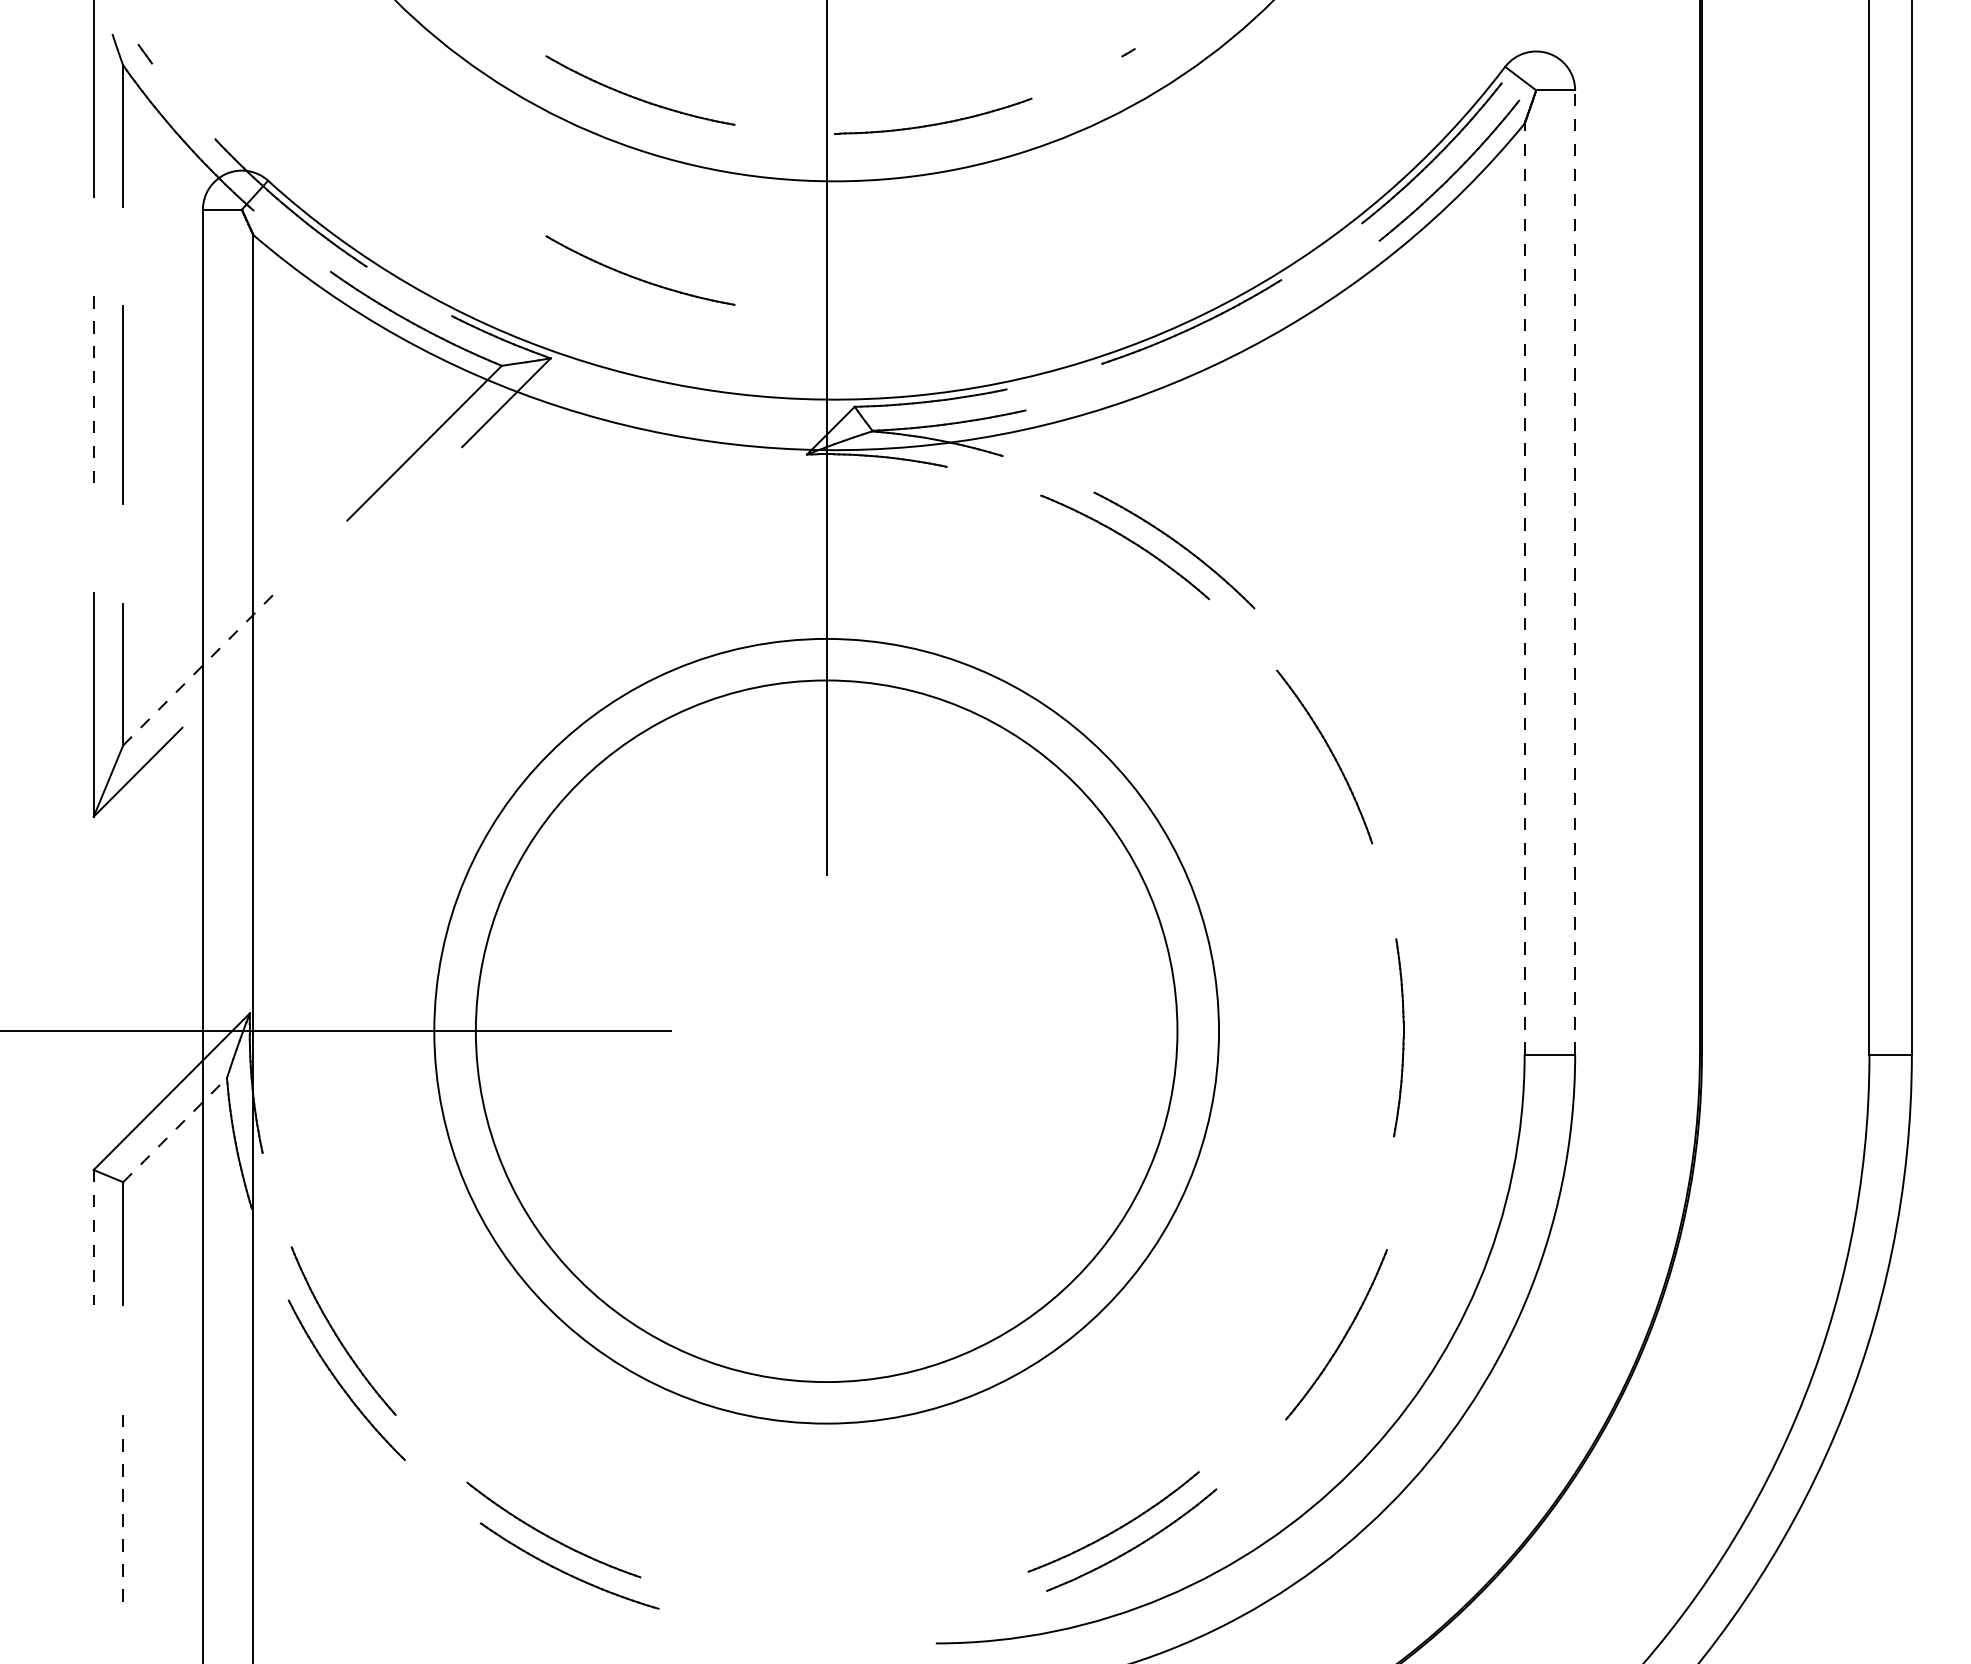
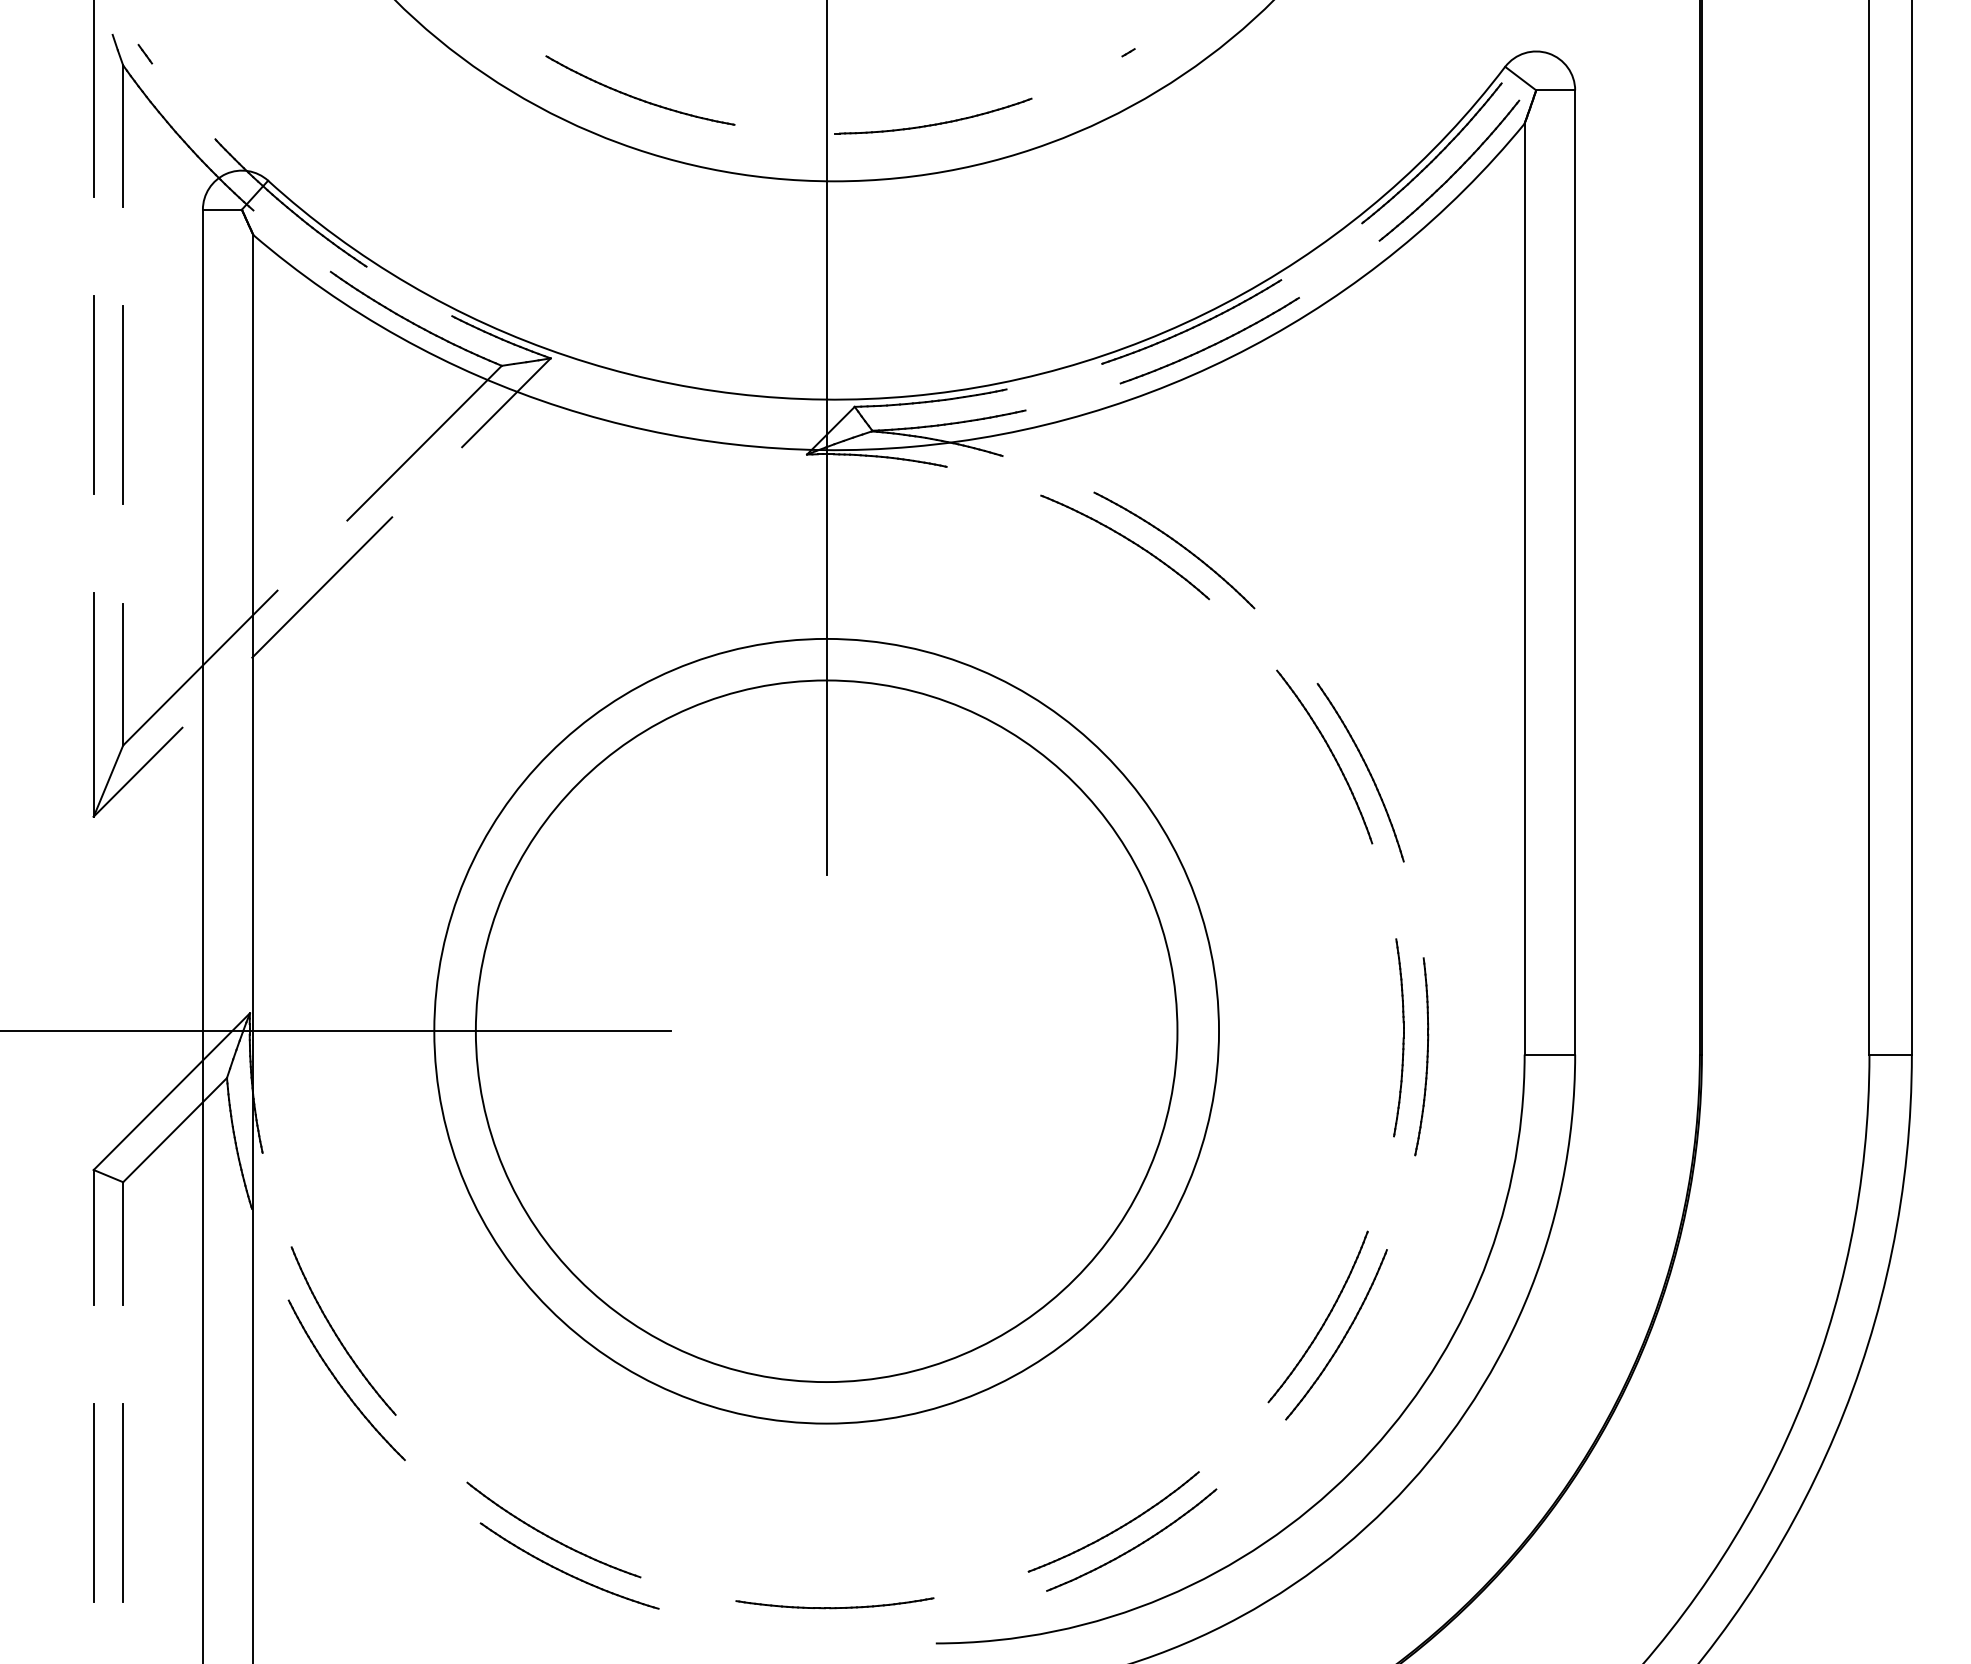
part: present -> none (637, 277)
part: none -> present (1209, 340)
line: dashed -> solid (93, 395)
line: dashed -> solid (1575, 572)
line: none -> present (322, 587)
line: dashed -> solid (1524, 589)
line: dashed -> solid (200, 667)
part: none -> present (1366, 768)
part: none -> present (1421, 1056)
line: dashed -> solid (175, 1130)
line: dashed -> solid (93, 1237)
part: none -> present (1324, 1320)
line: none -> present (93, 1502)
line: dashed -> solid (123, 1502)
part: none -> present (834, 1603)
